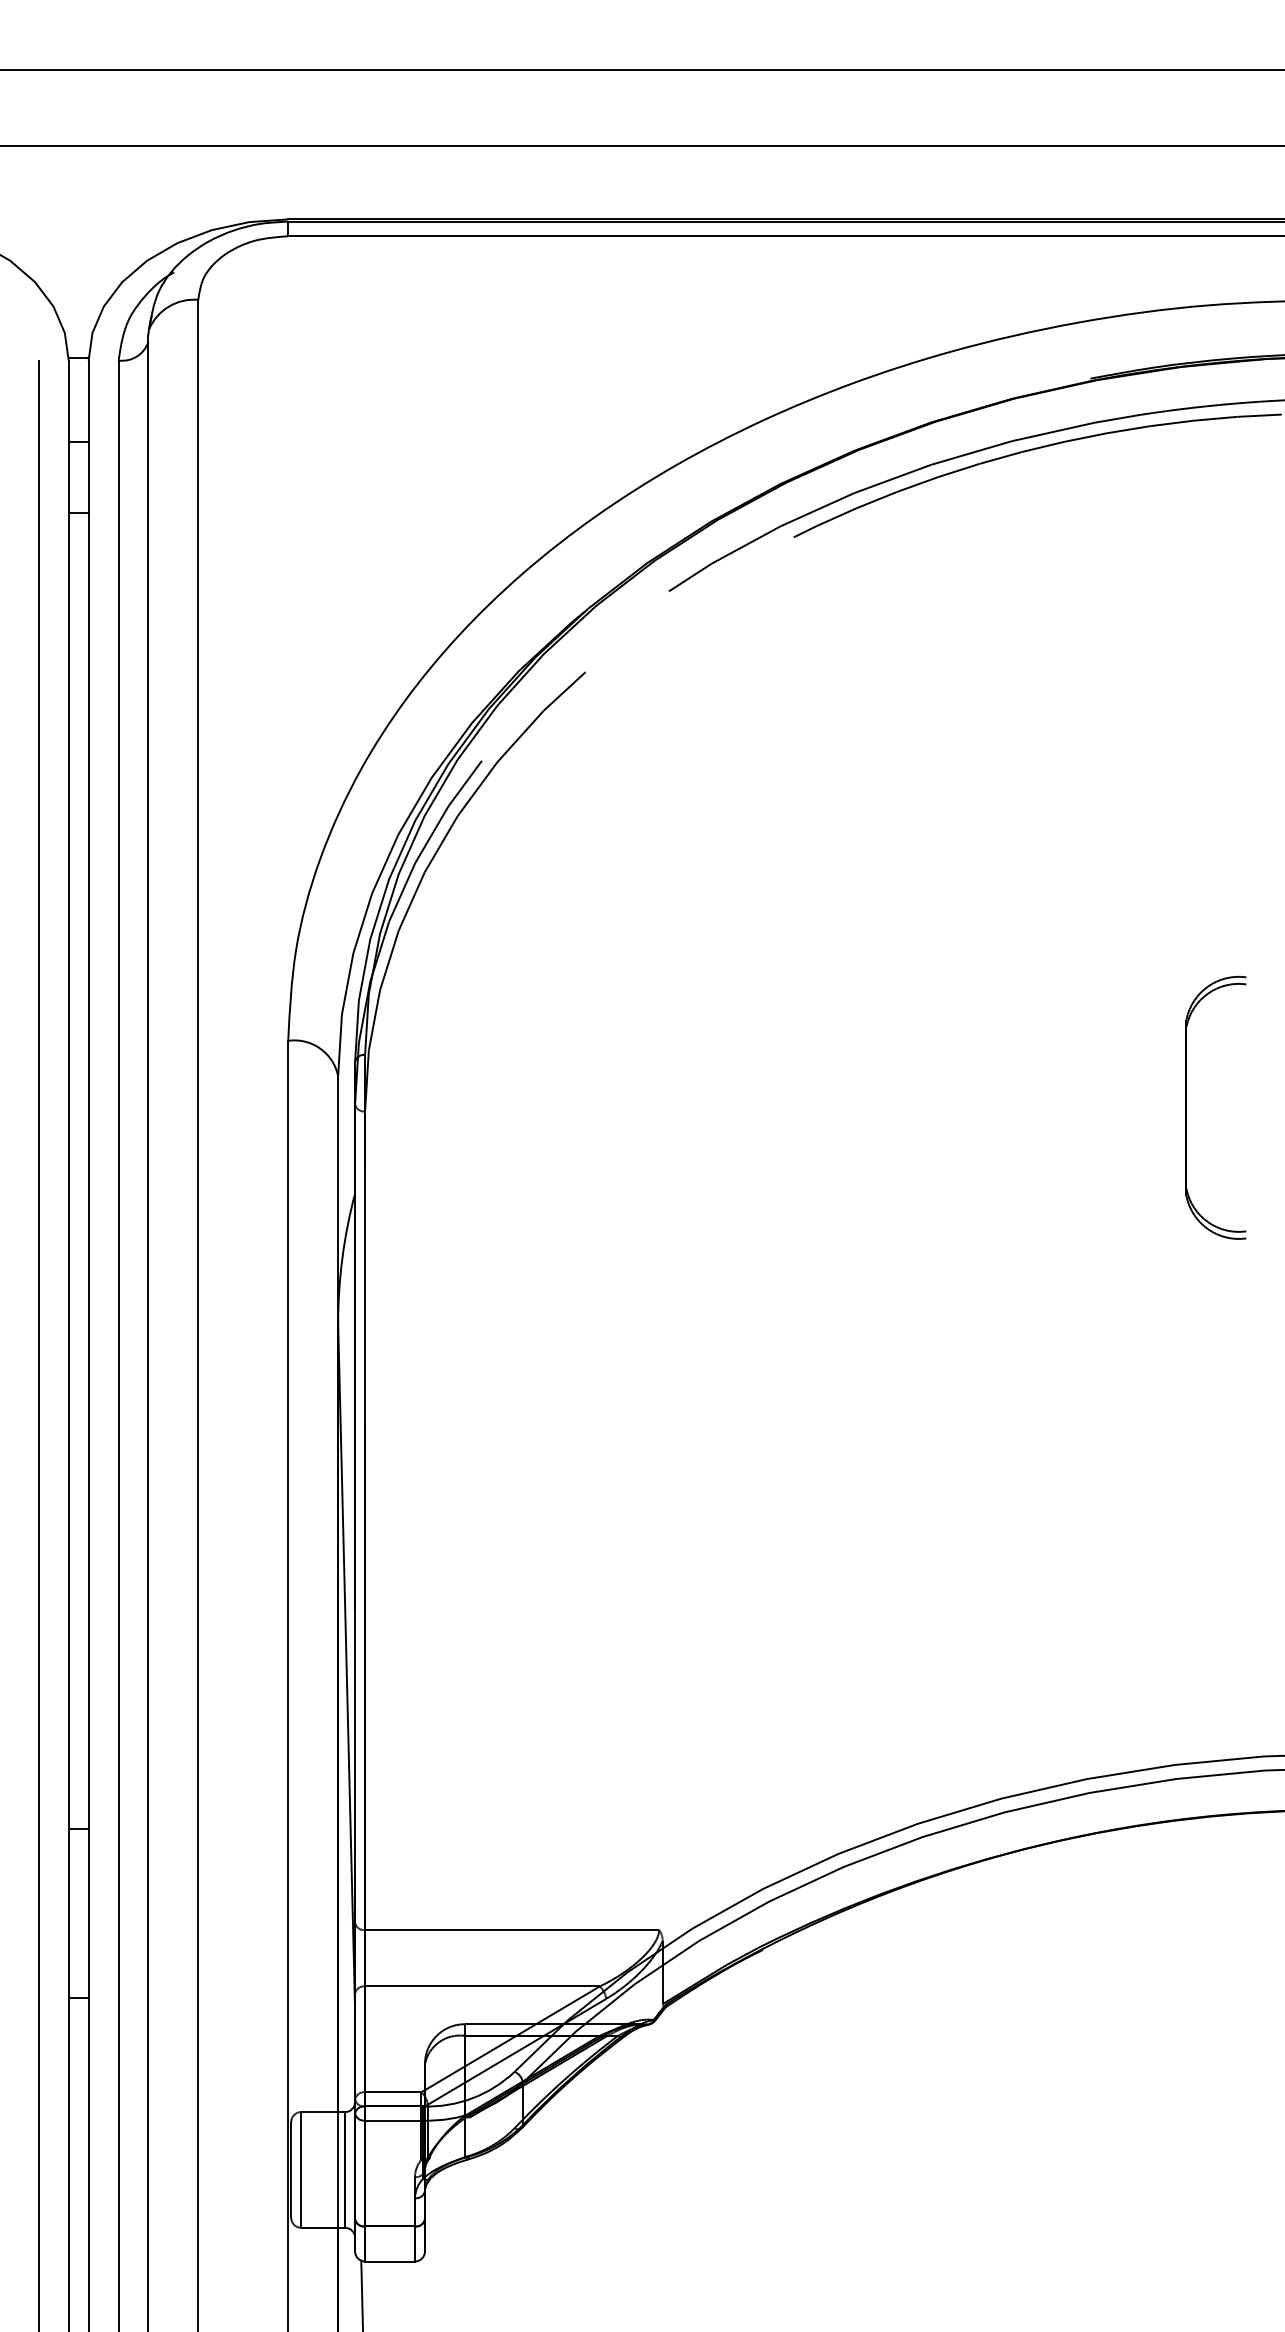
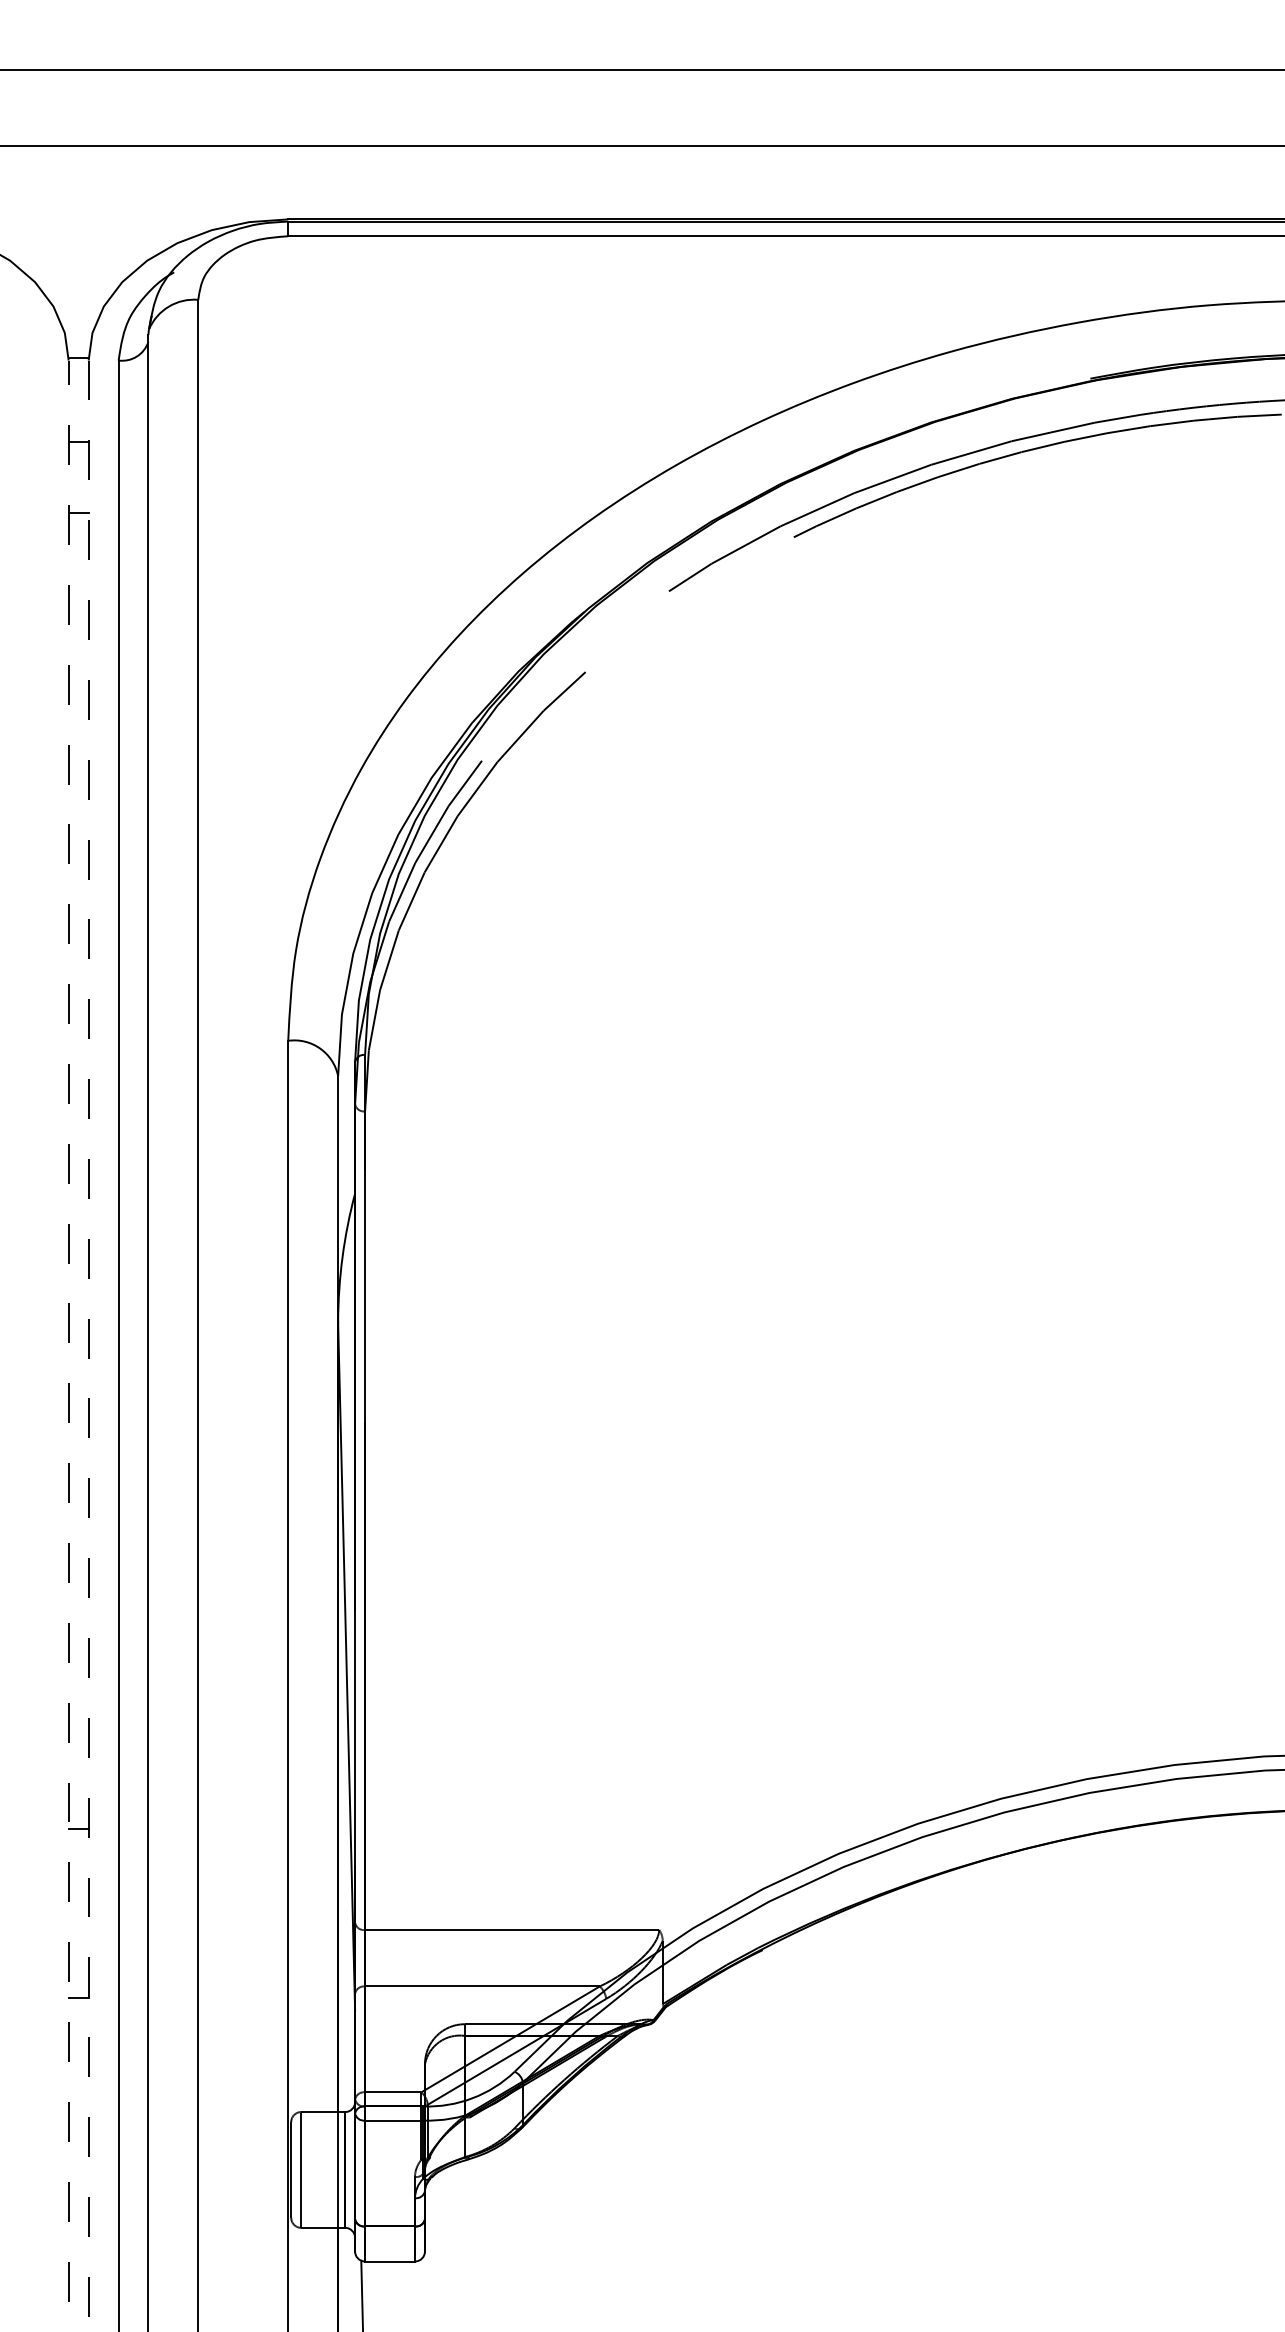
part: present -> none (1186, 1107)
line: present -> none (38, 1344)
line: solid -> dashed (68, 1345)
line: solid -> dashed (88, 1346)
